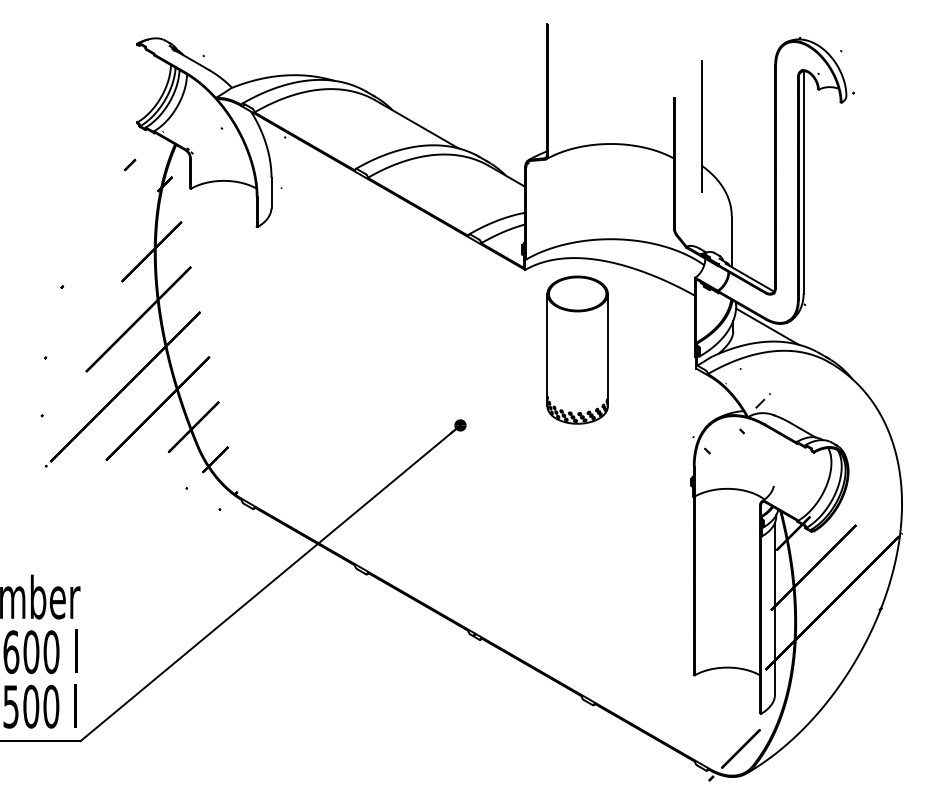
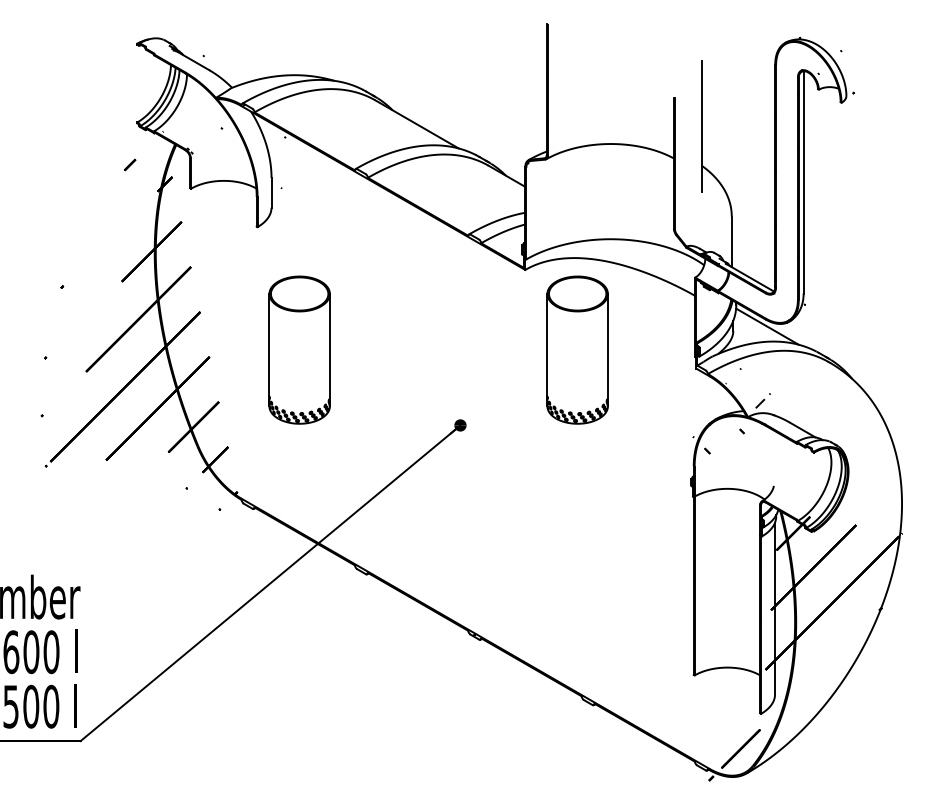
part: none -> present (299, 349)
